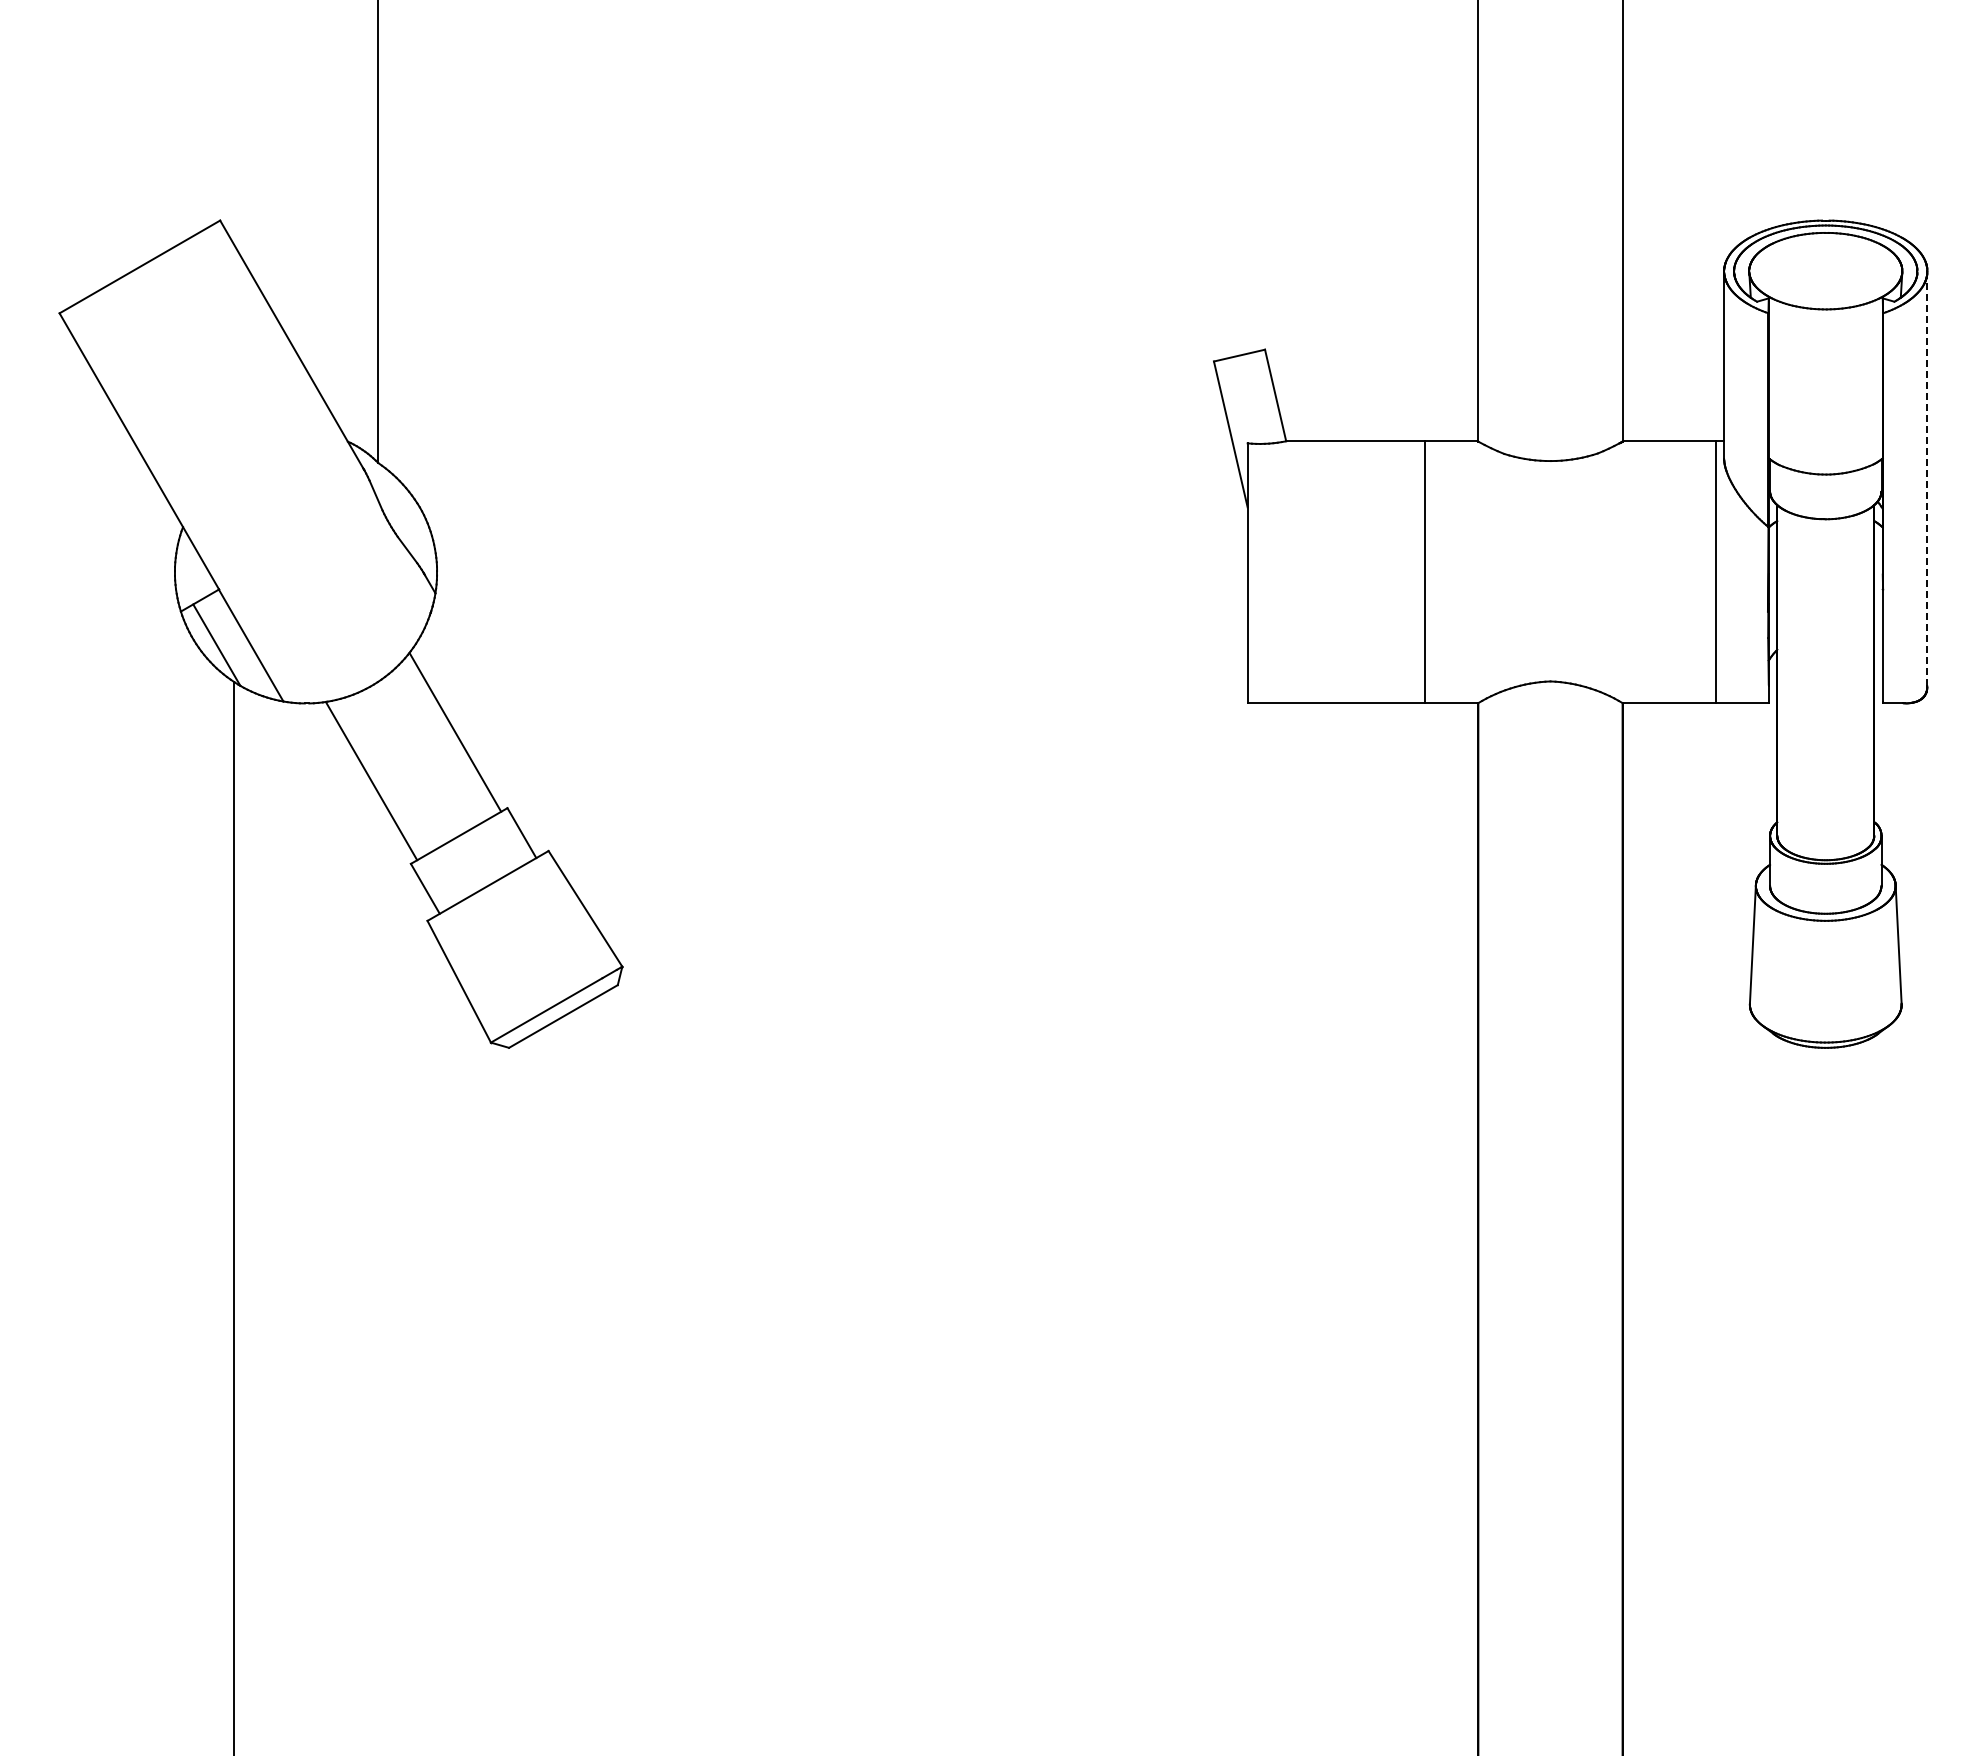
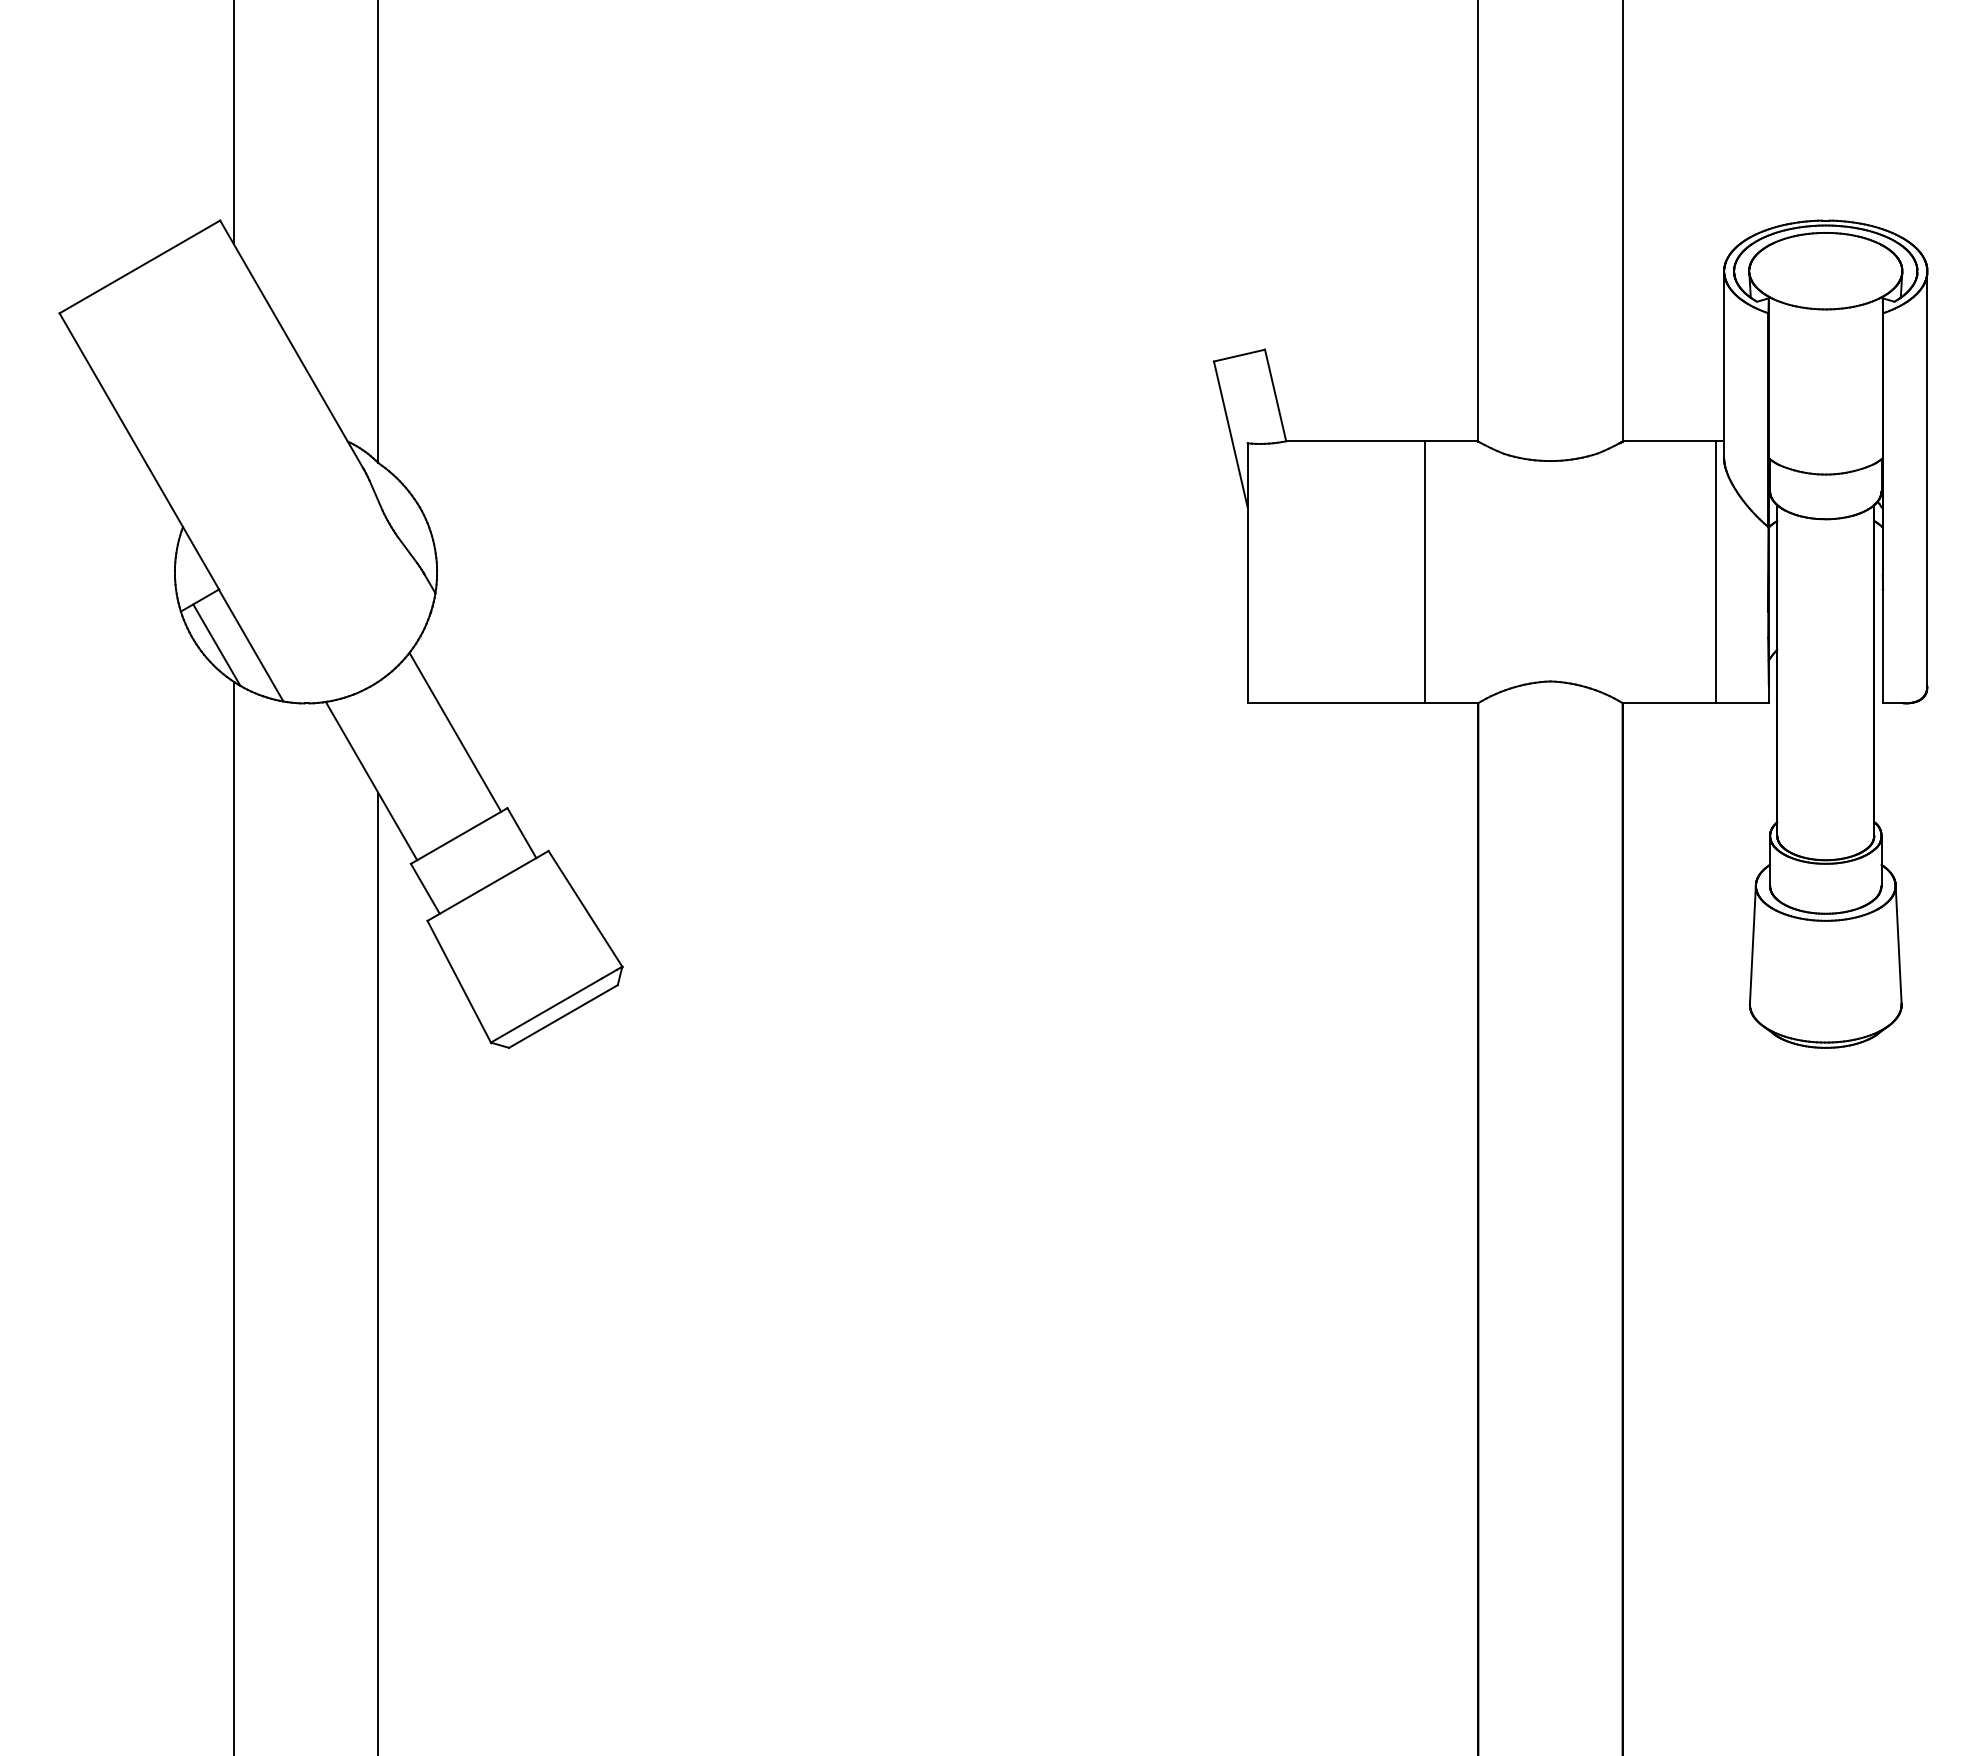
line: none -> present (233, 123)
line: dashed -> solid (1927, 478)
line: none -> present (378, 1272)
